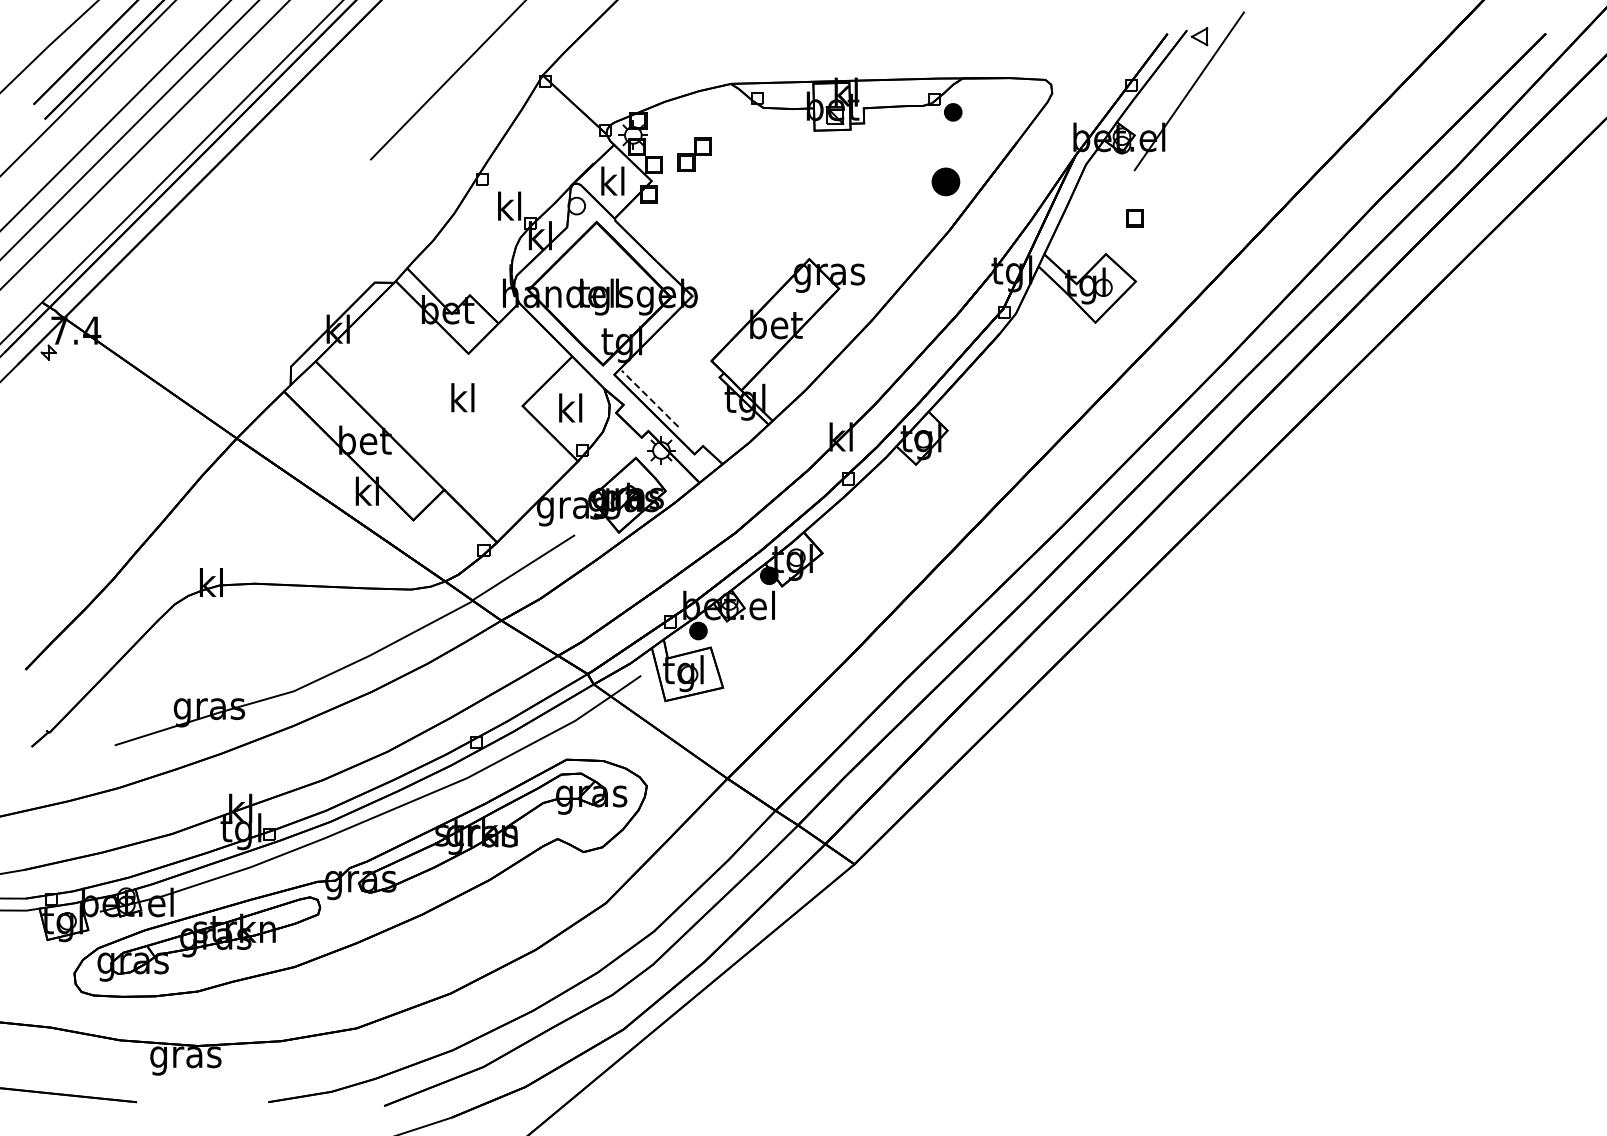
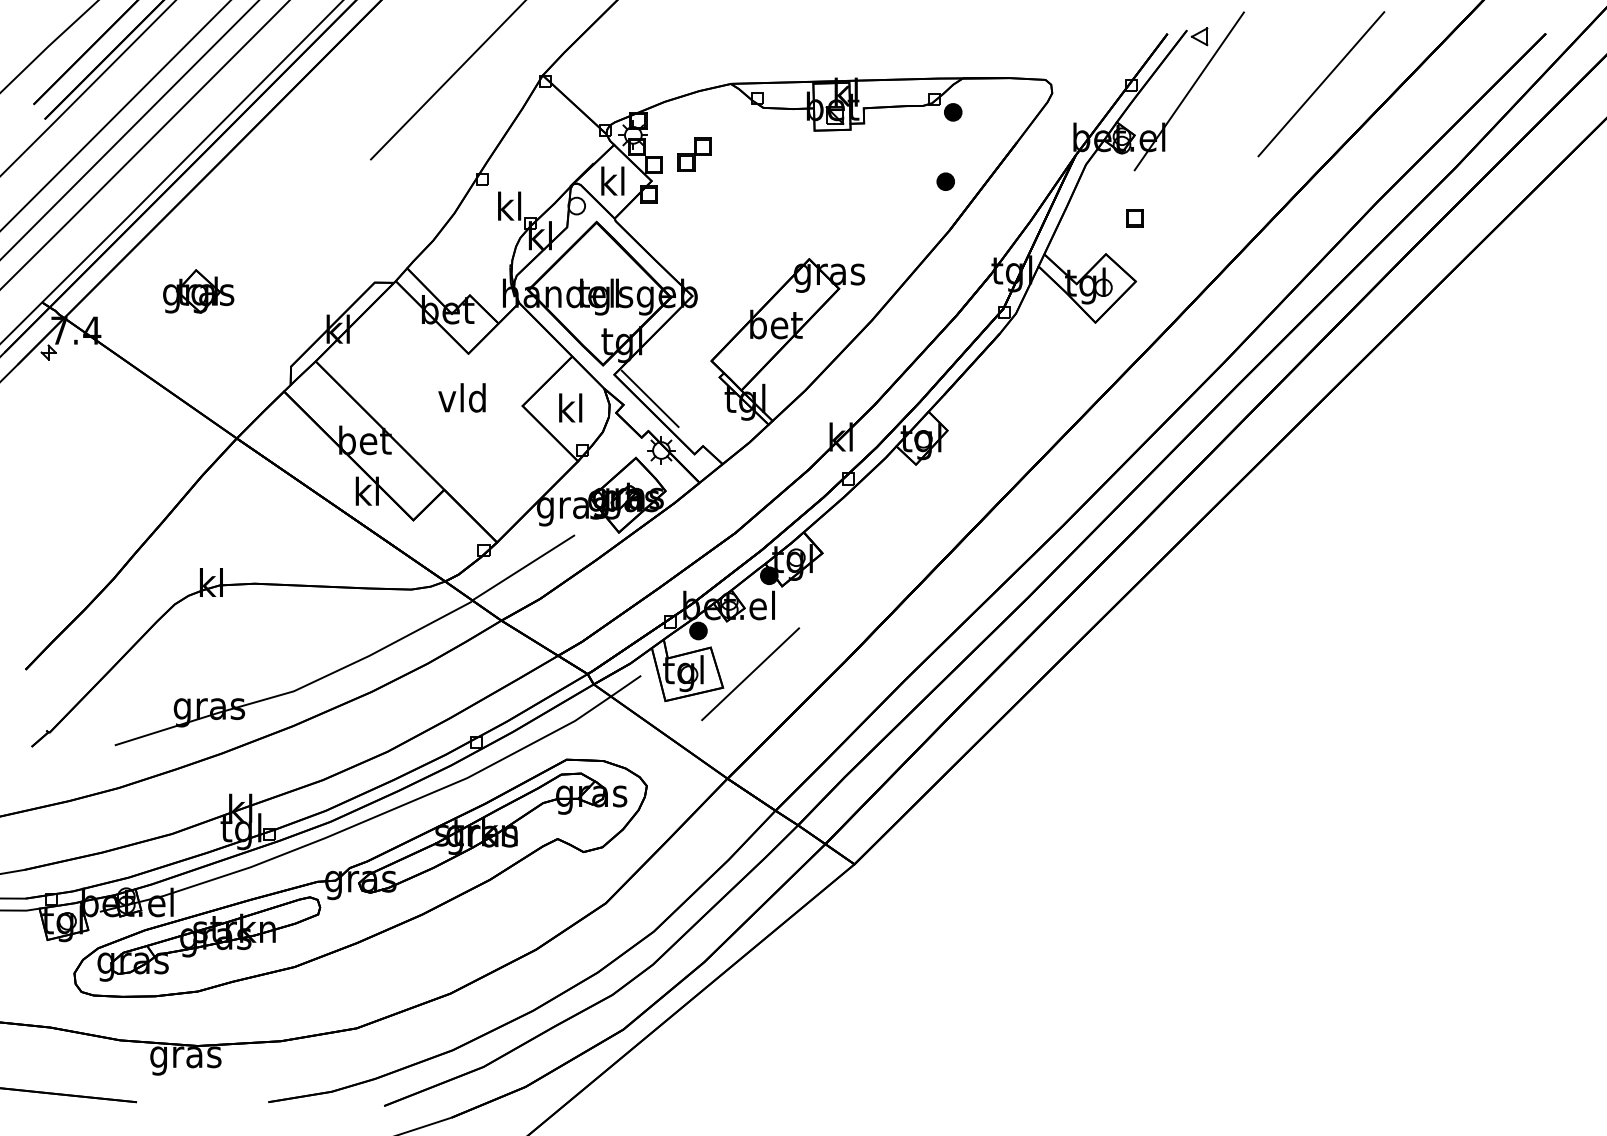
line: none -> present (1321, 84)
part size: 30x30 px -> 19x19 px (945, 181)
part: none -> present (198, 291)
text: kl -> vld (461, 397)
line: dashed -> solid (650, 398)
line: none -> present (750, 674)
